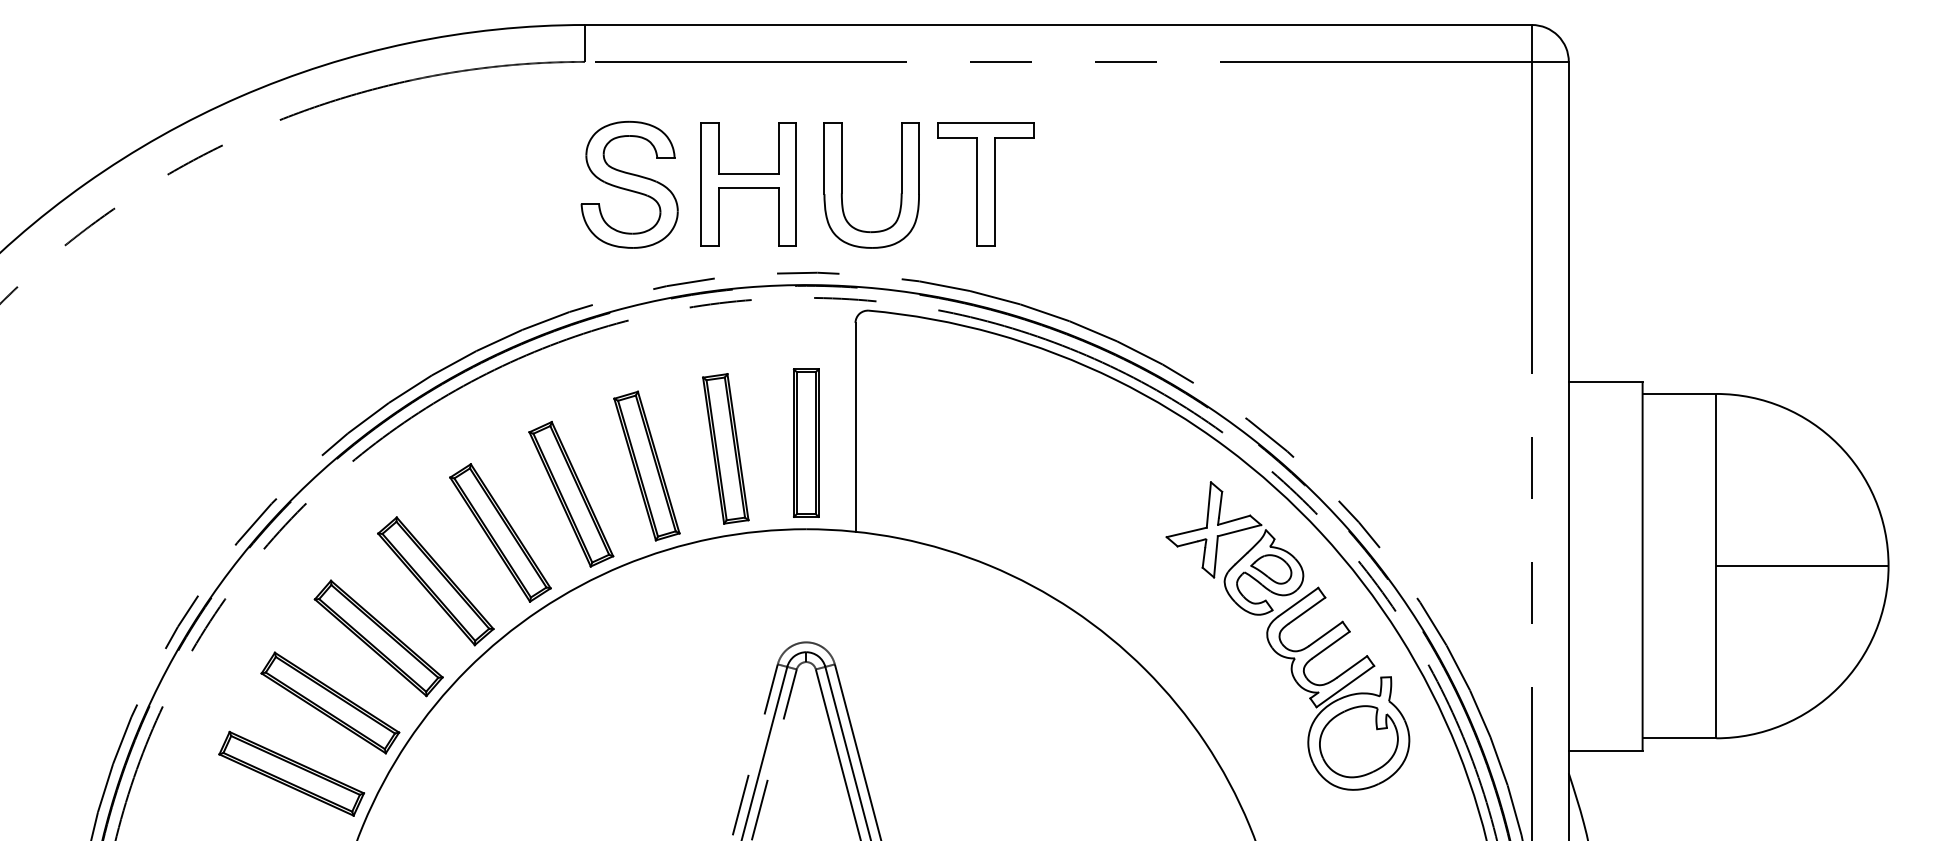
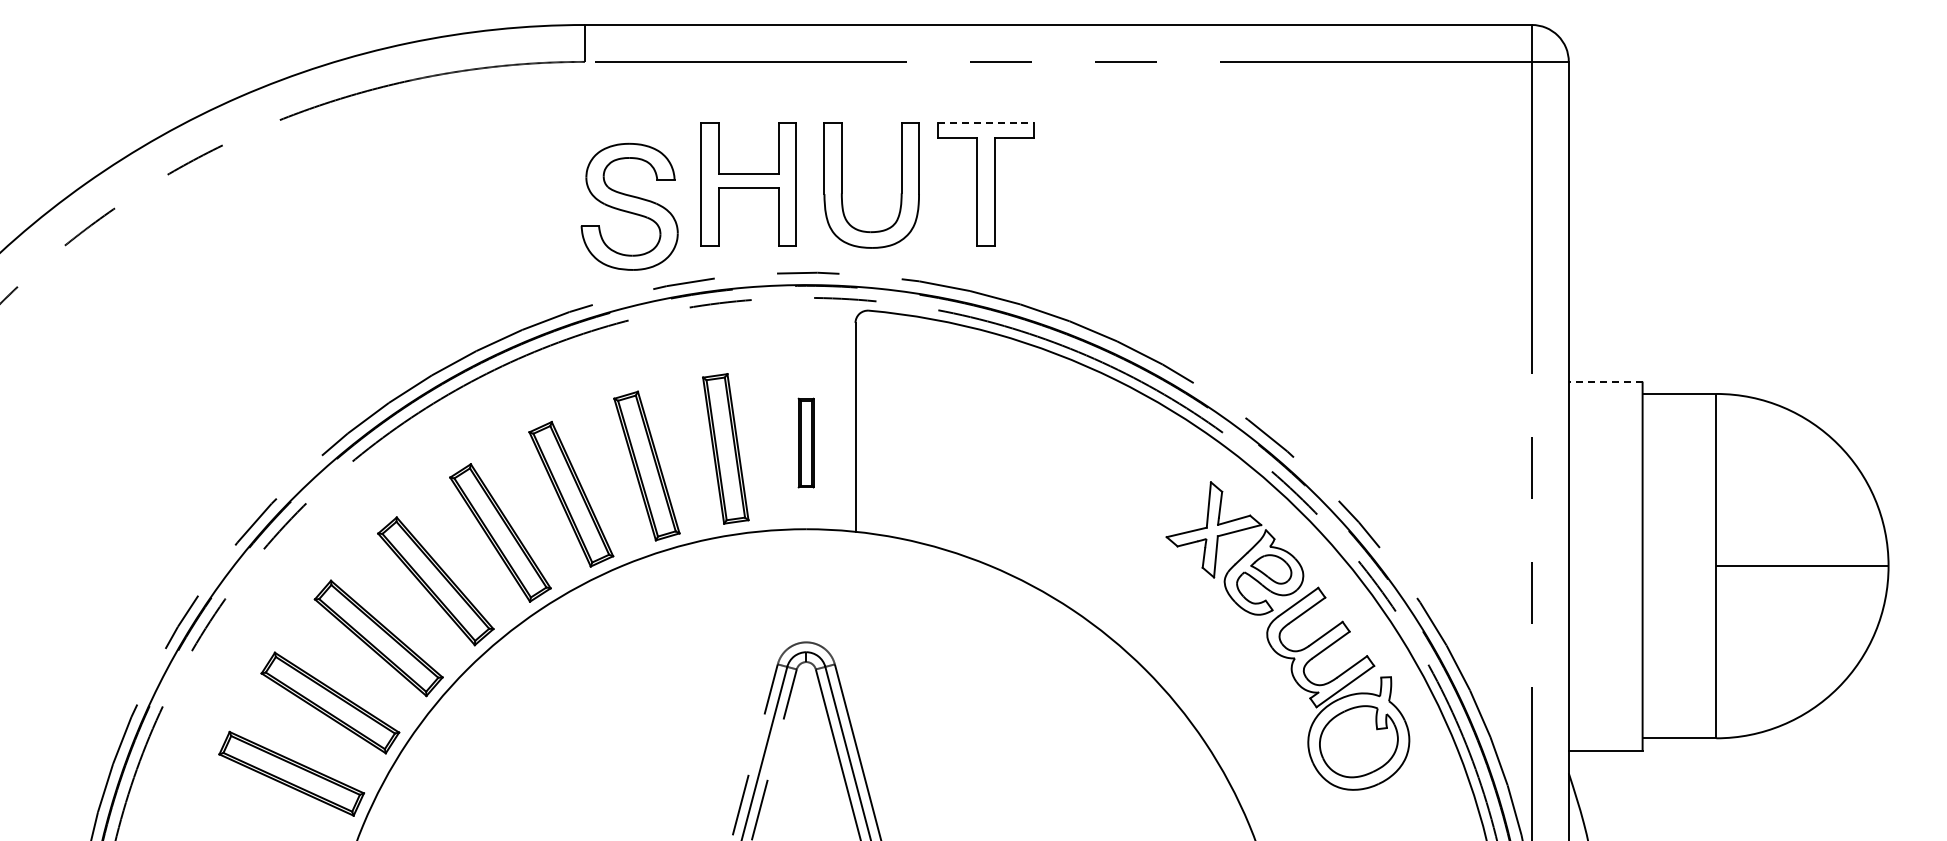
line: solid -> dashed (986, 123)
part position: (629, 184) -> (629, 206) (629, 206)
line: solid -> dashed (1605, 381)
part size: 28x150 px -> 18x92 px (805, 442)
